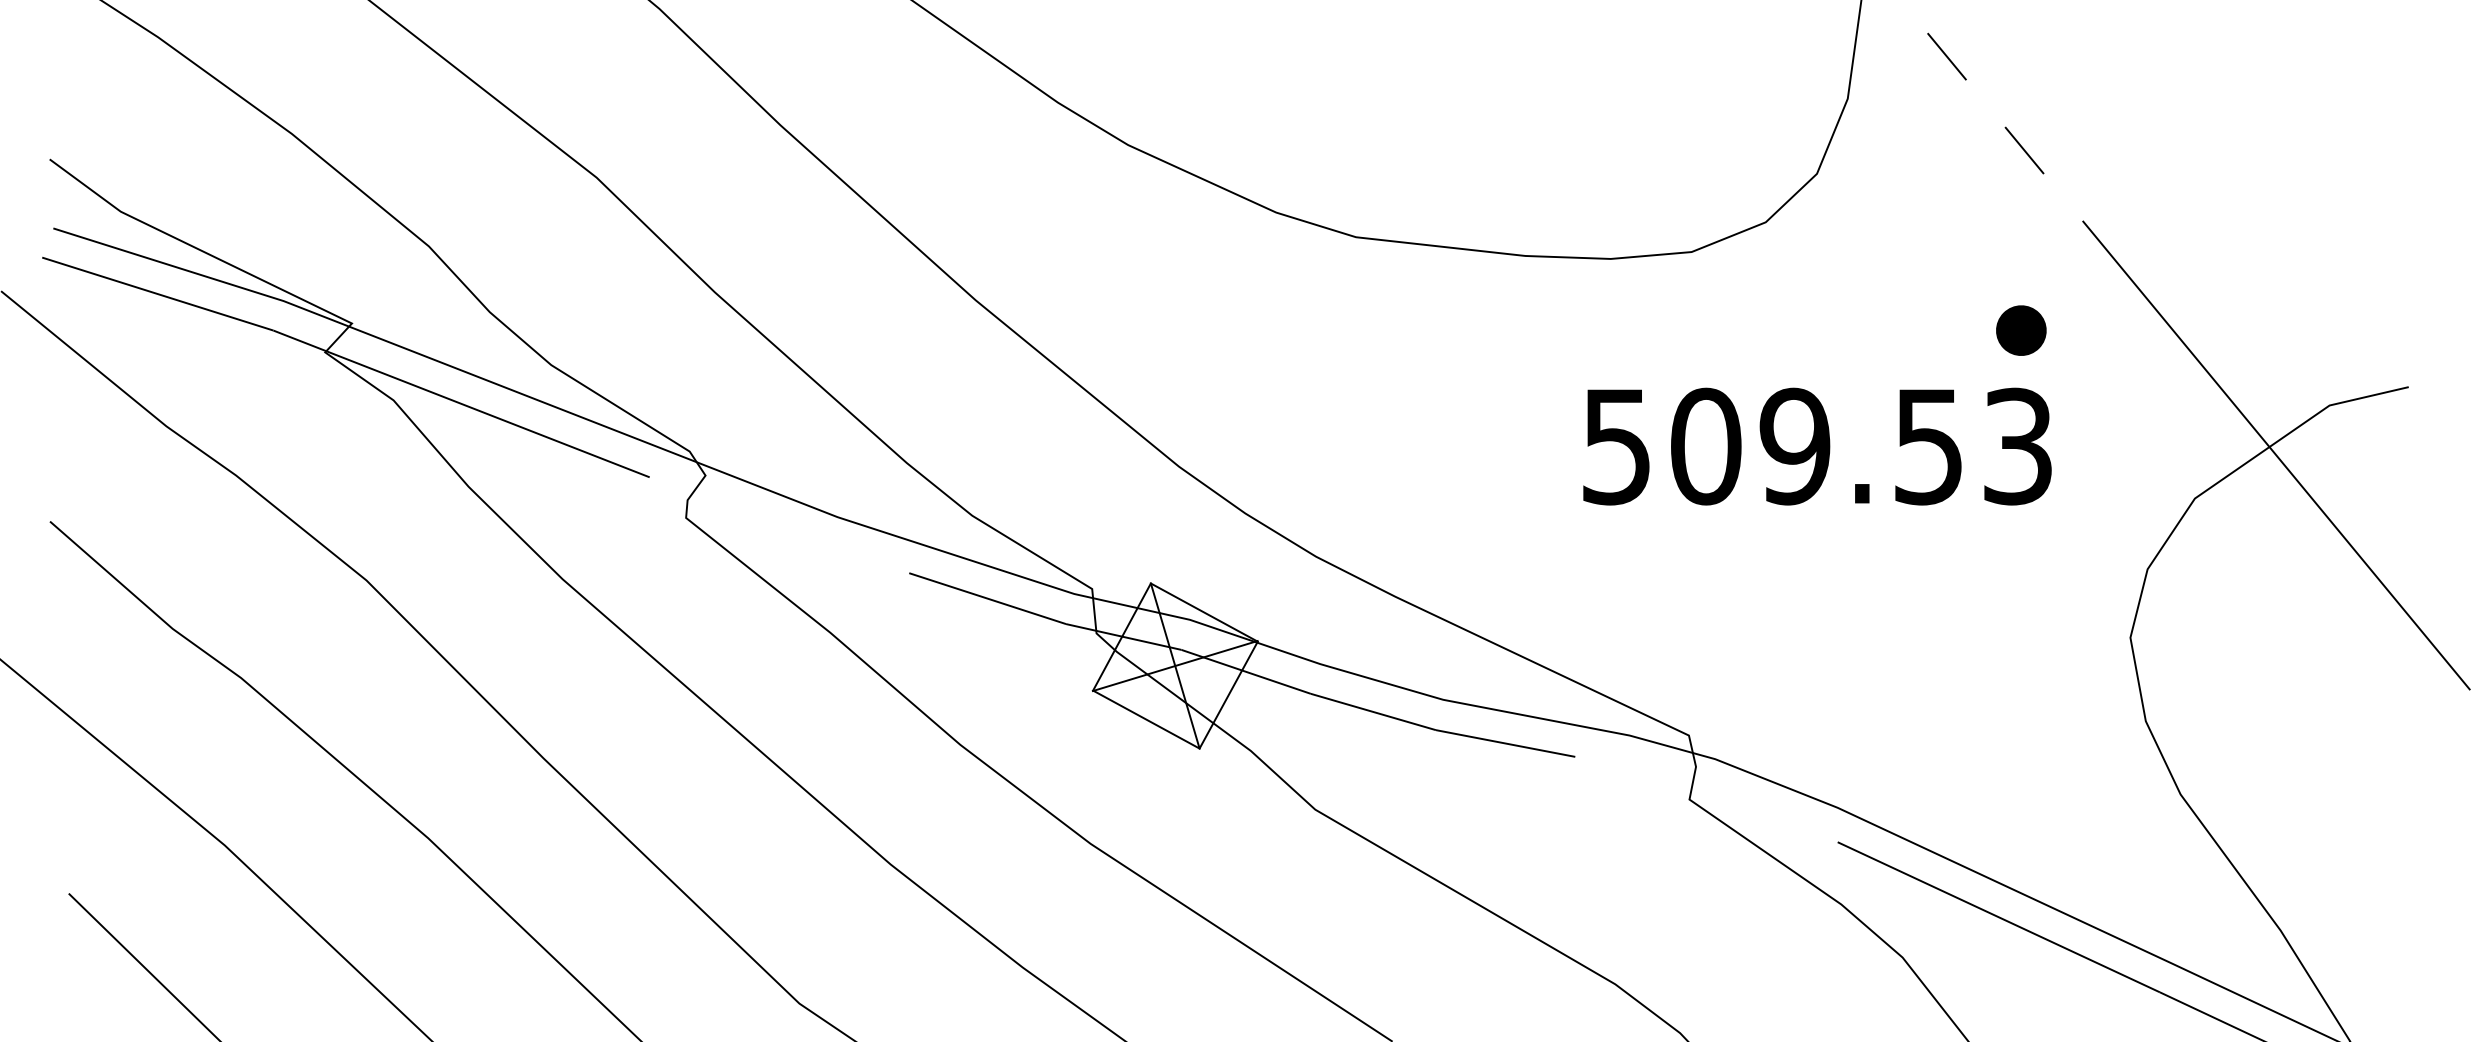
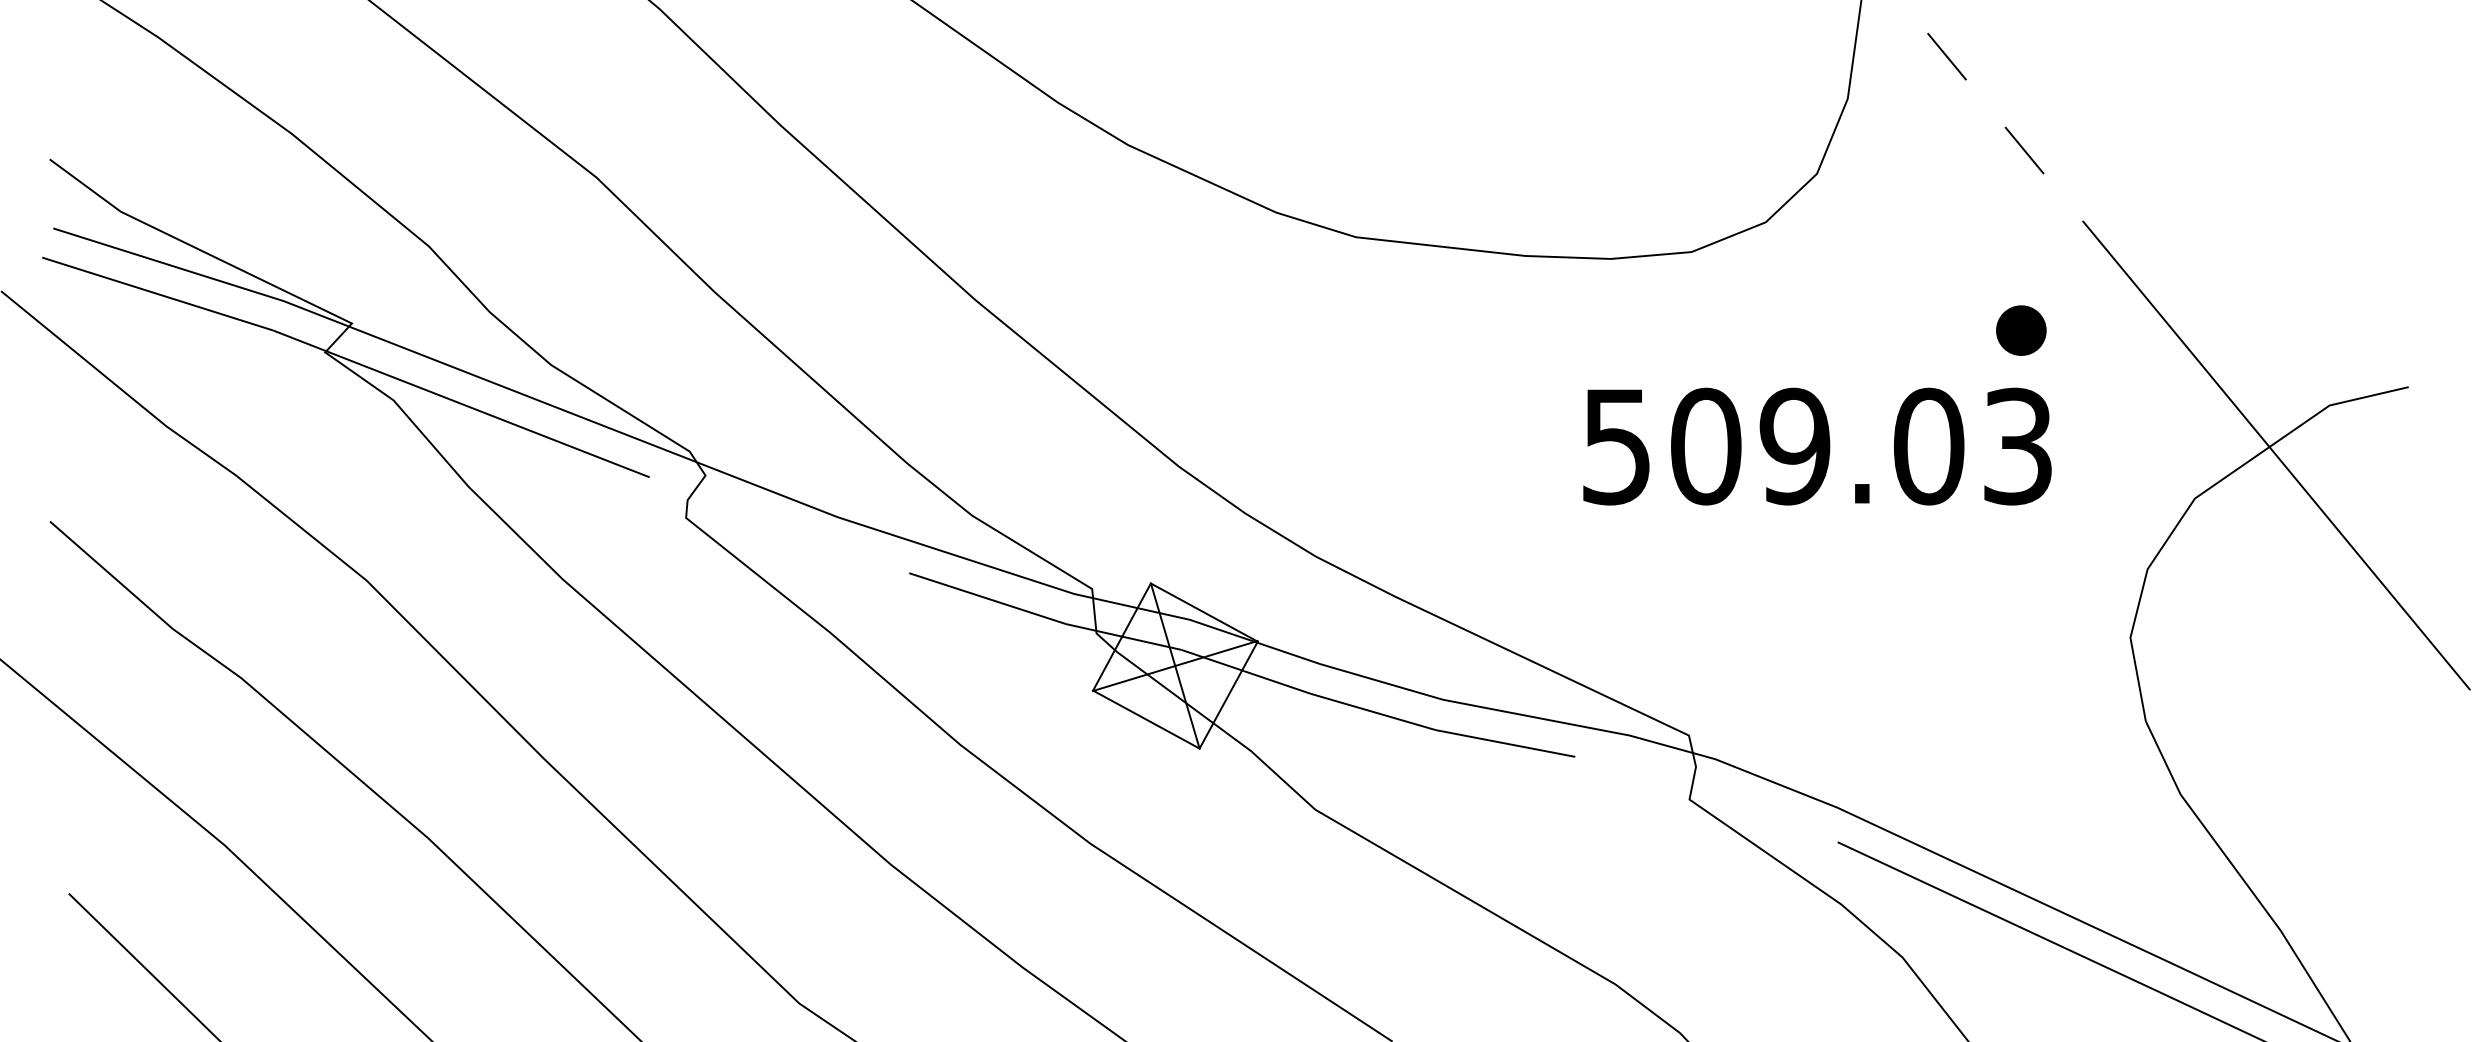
text: 509.53 -> 509.03 (1928, 446)
